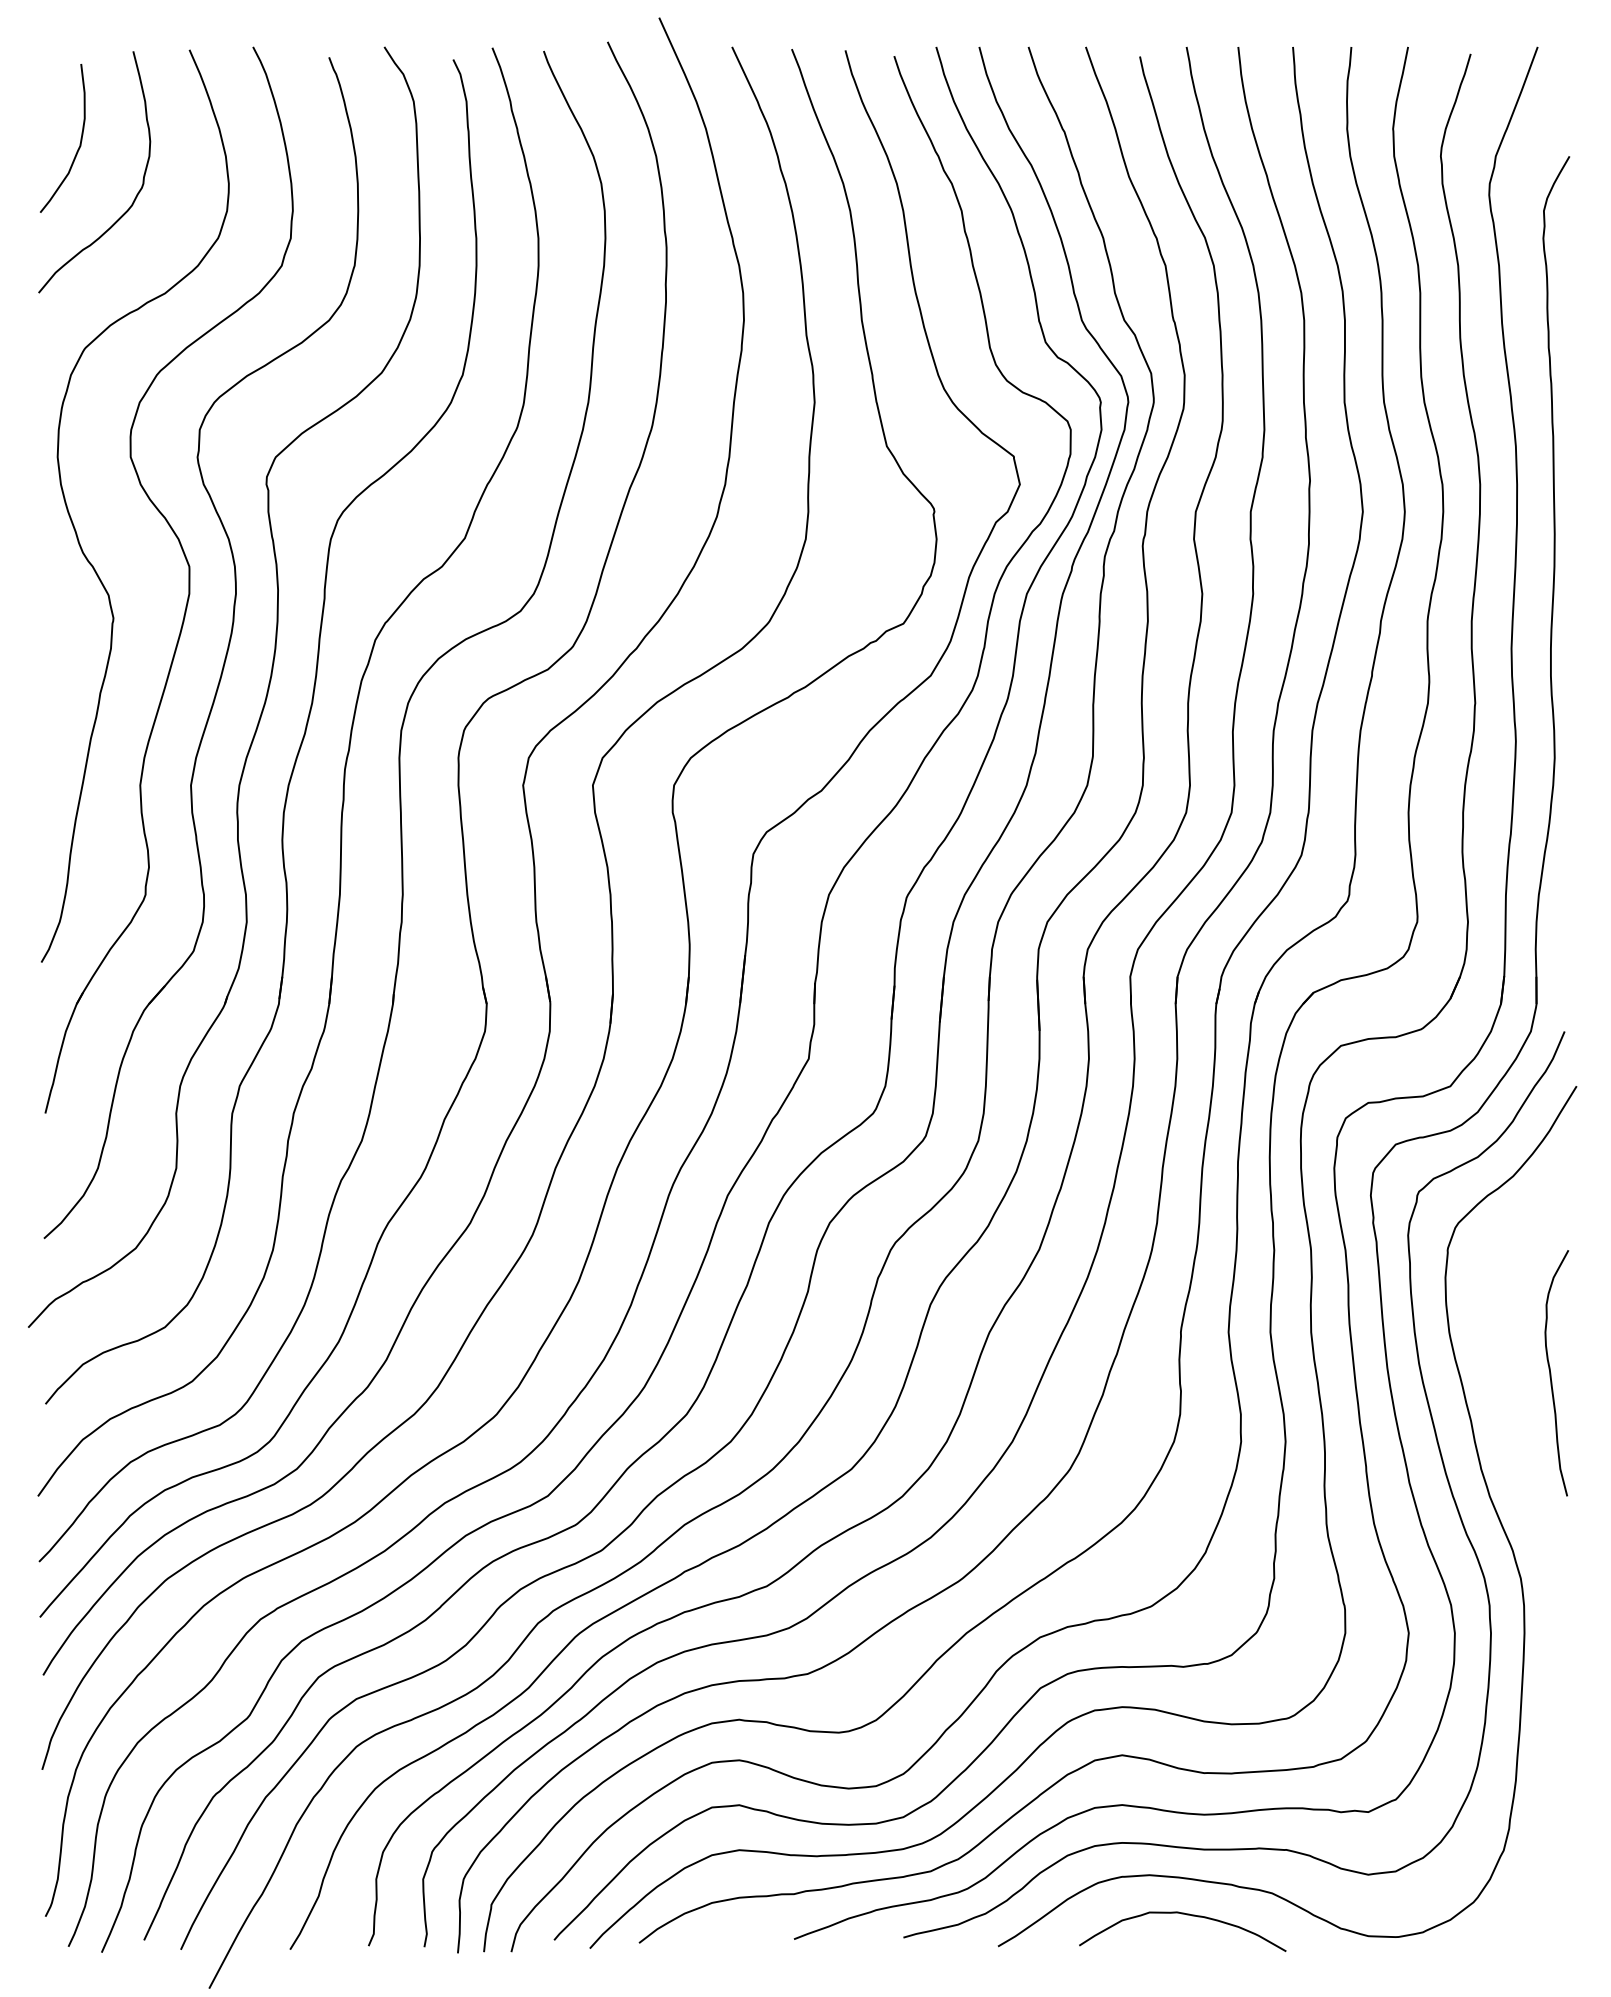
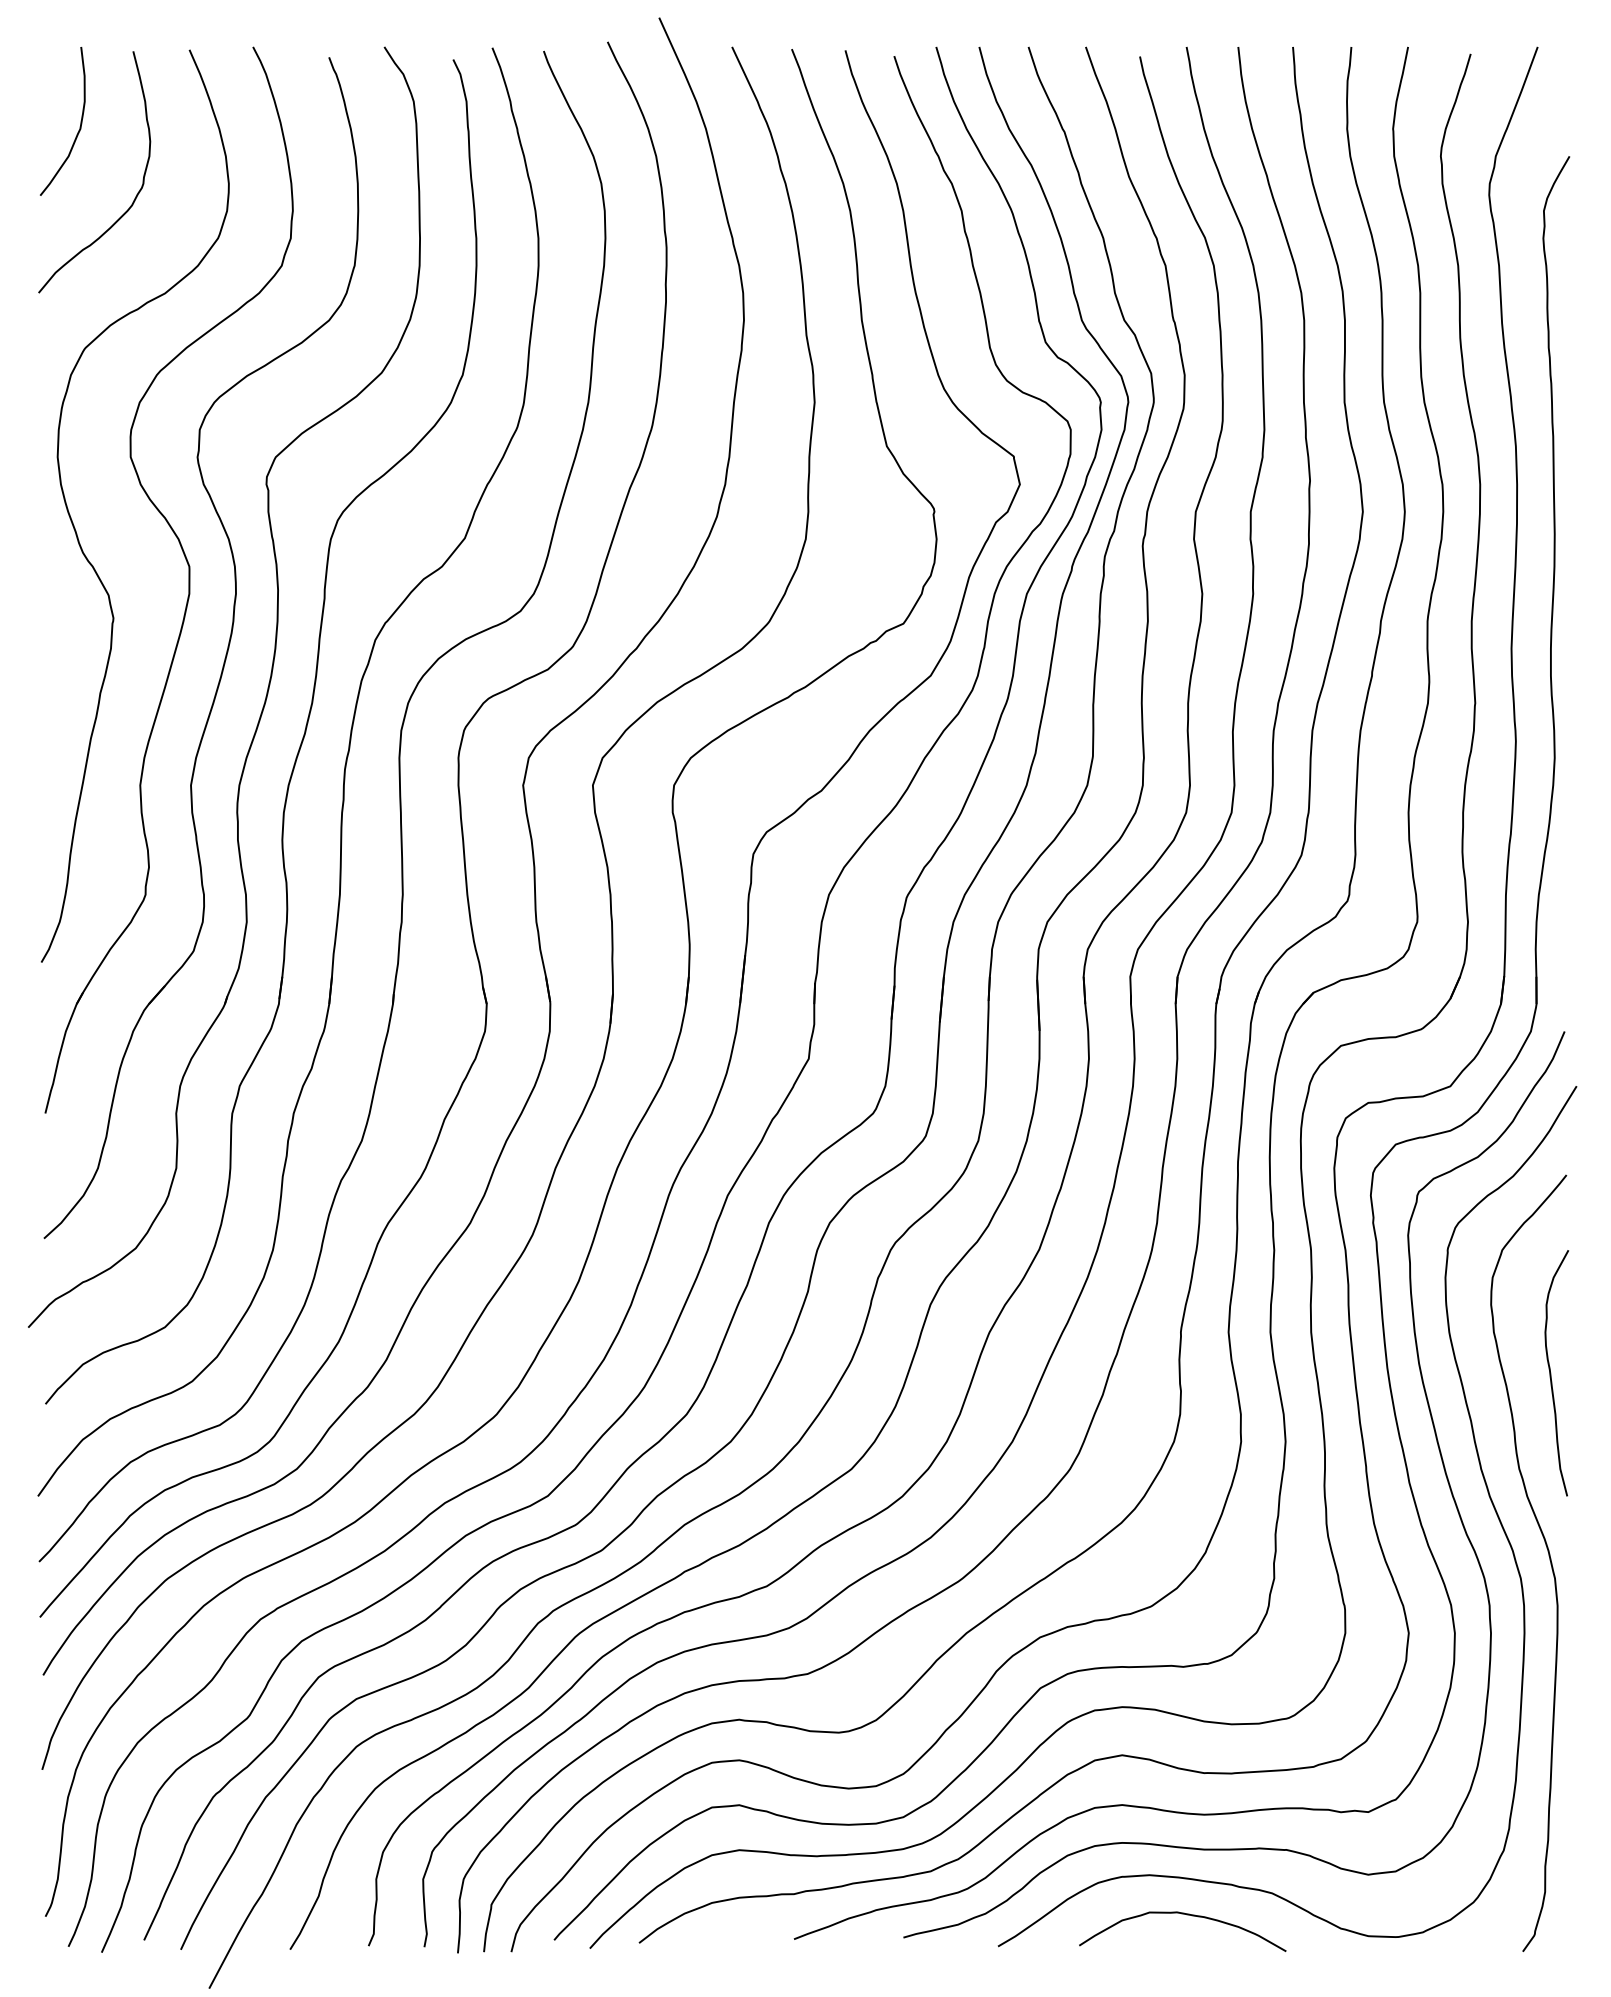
curve position: (79, 143) -> (79, 126) (79, 126)
curve: none -> present (1548, 1556)
